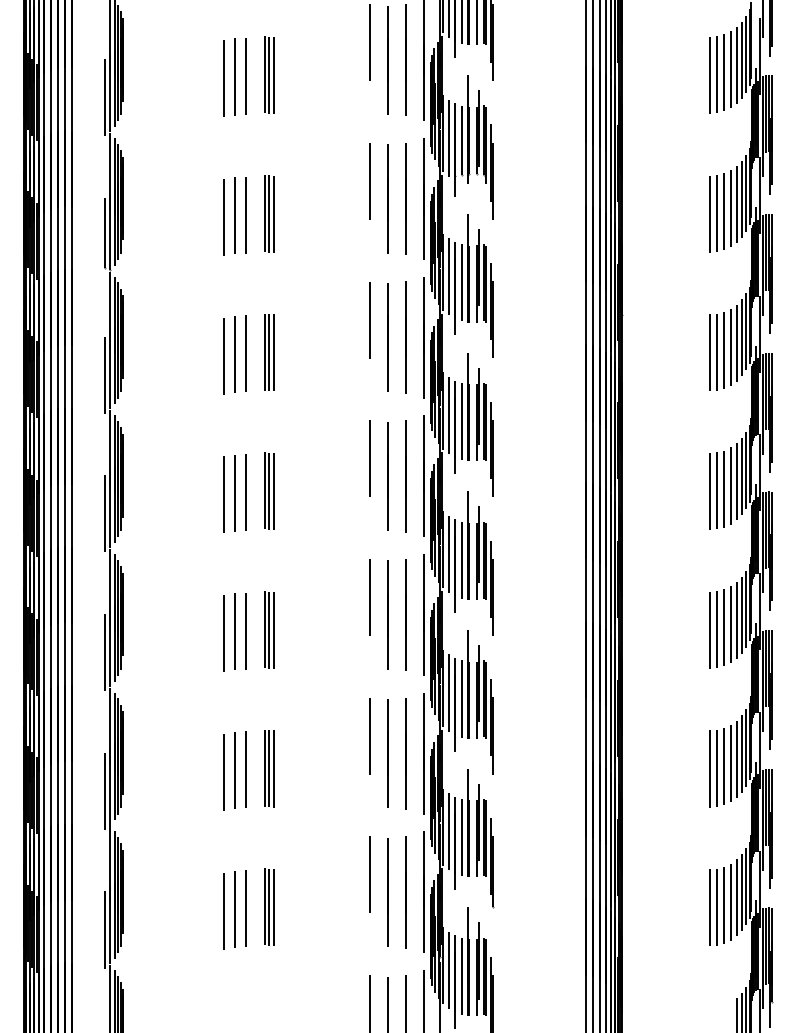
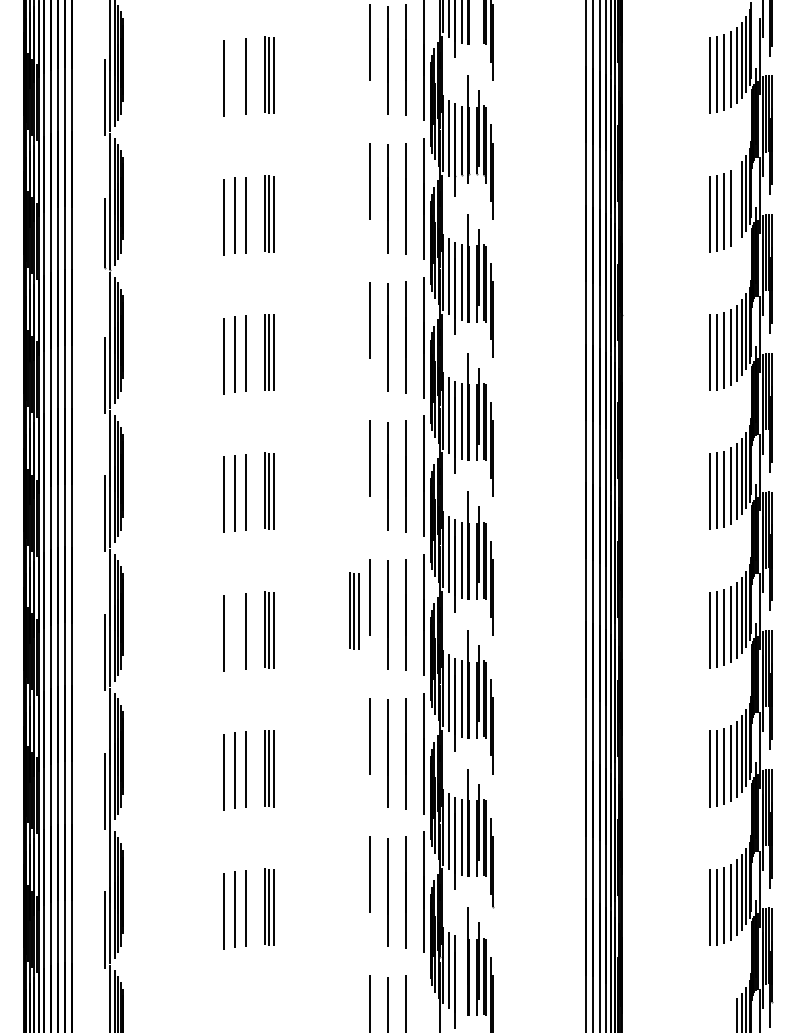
line: present -> none (476, 23)
line: present -> none (234, 76)
line: present -> none (737, 203)
part: none -> present (354, 610)
line: present -> none (235, 631)
line: present -> none (462, 975)
line: present -> none (423, 999)
